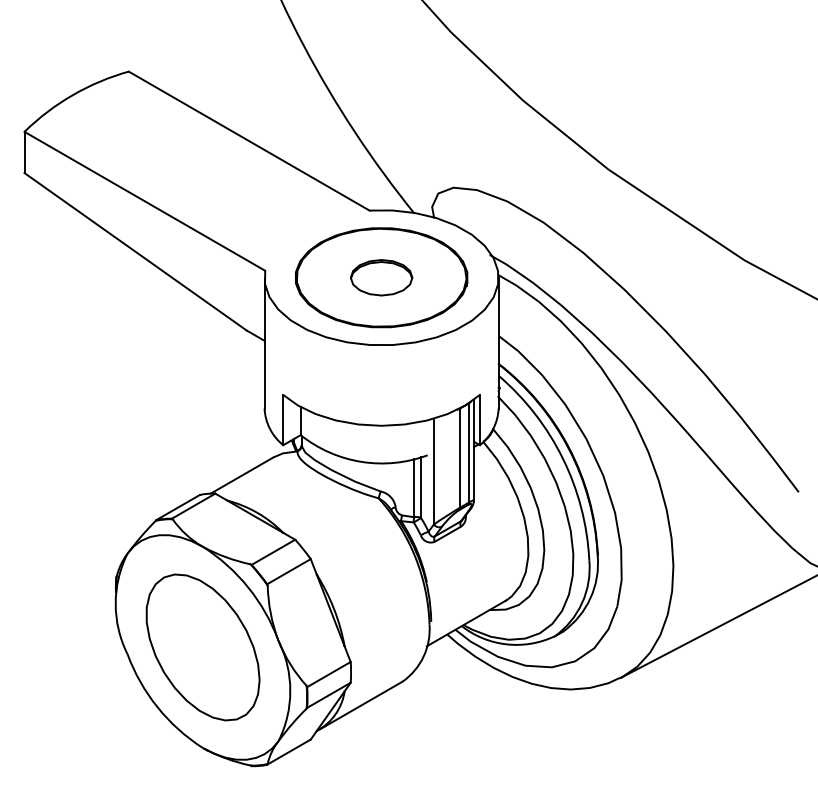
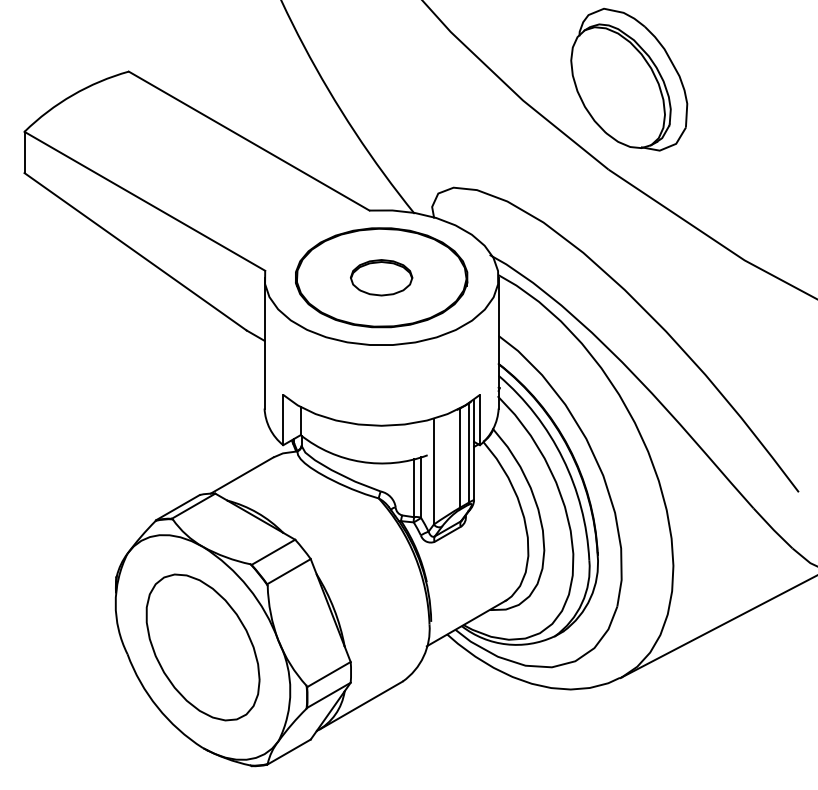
part: none -> present (629, 79)
